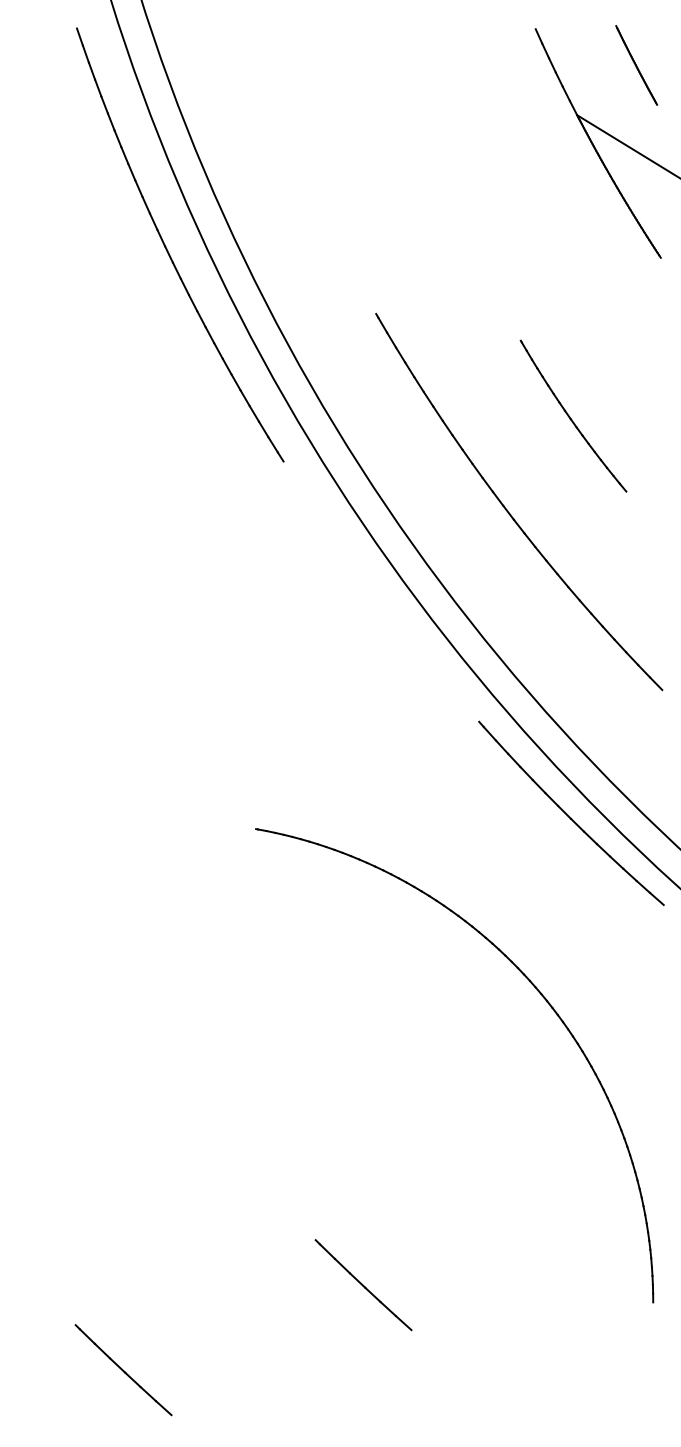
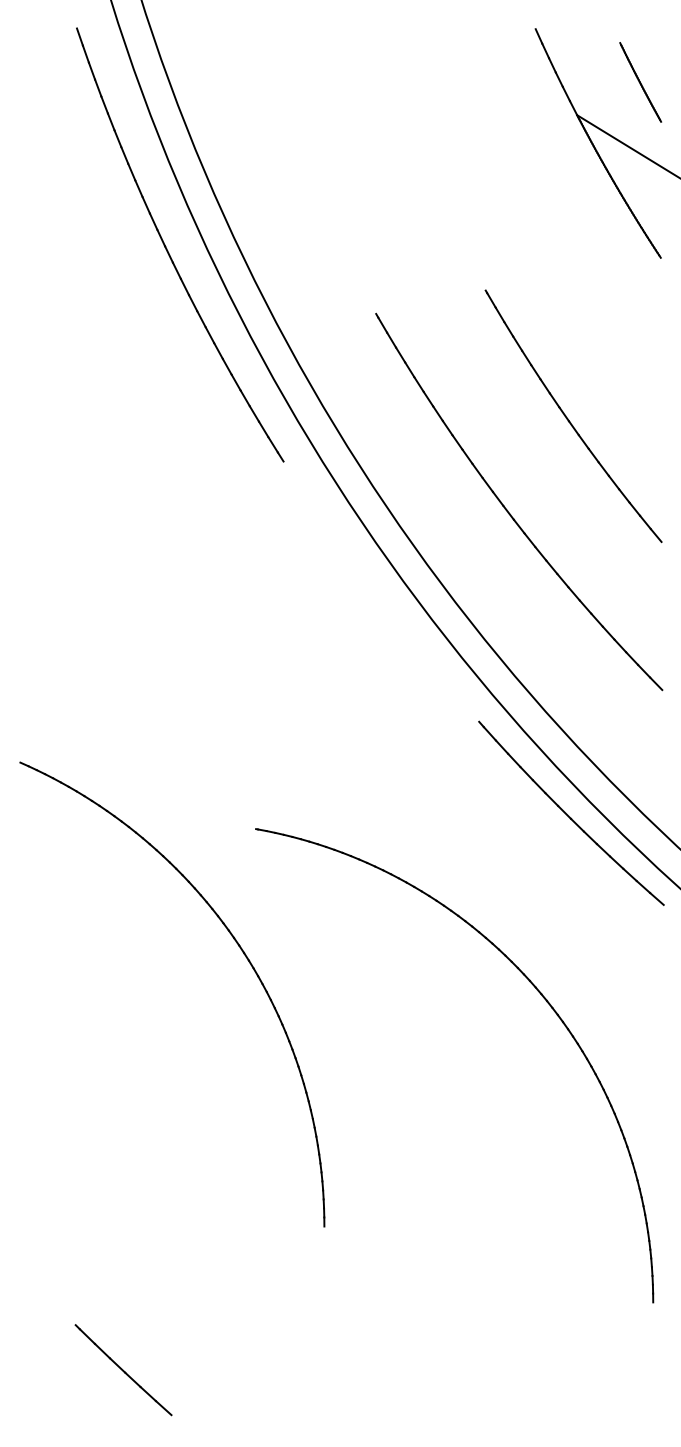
line position: (636, 65) -> (640, 82) (640, 82)
part size: 109x154 px -> 179x254 px (573, 415)
part: none -> present (243, 954)
line: present -> none (363, 1285)
